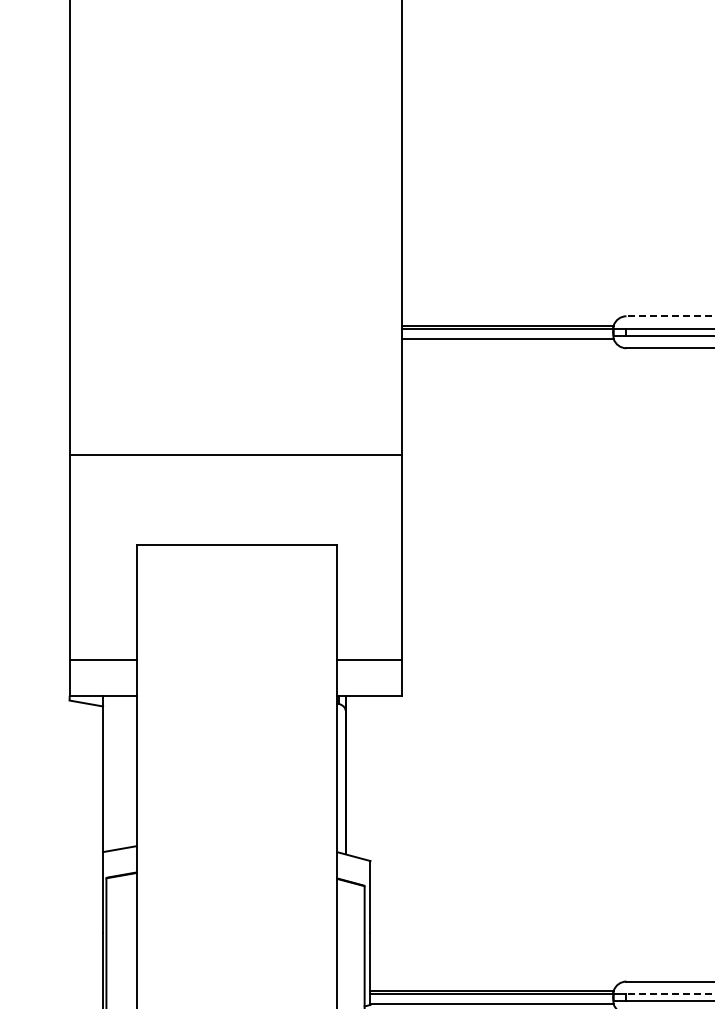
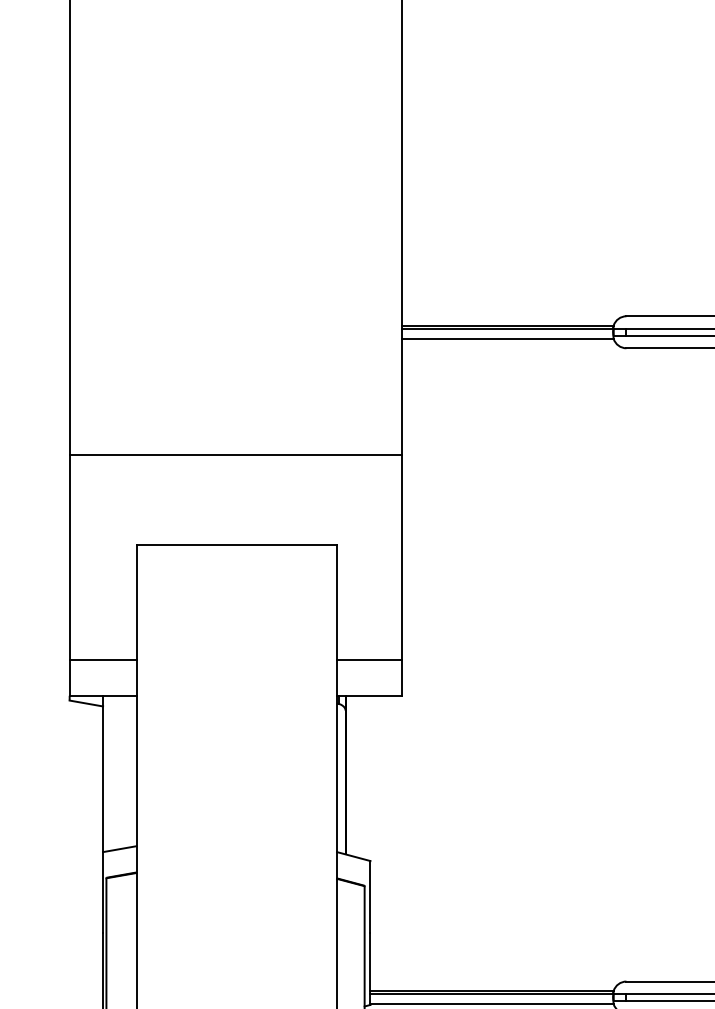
line: dashed -> solid (670, 316)
line: dashed -> solid (670, 994)
